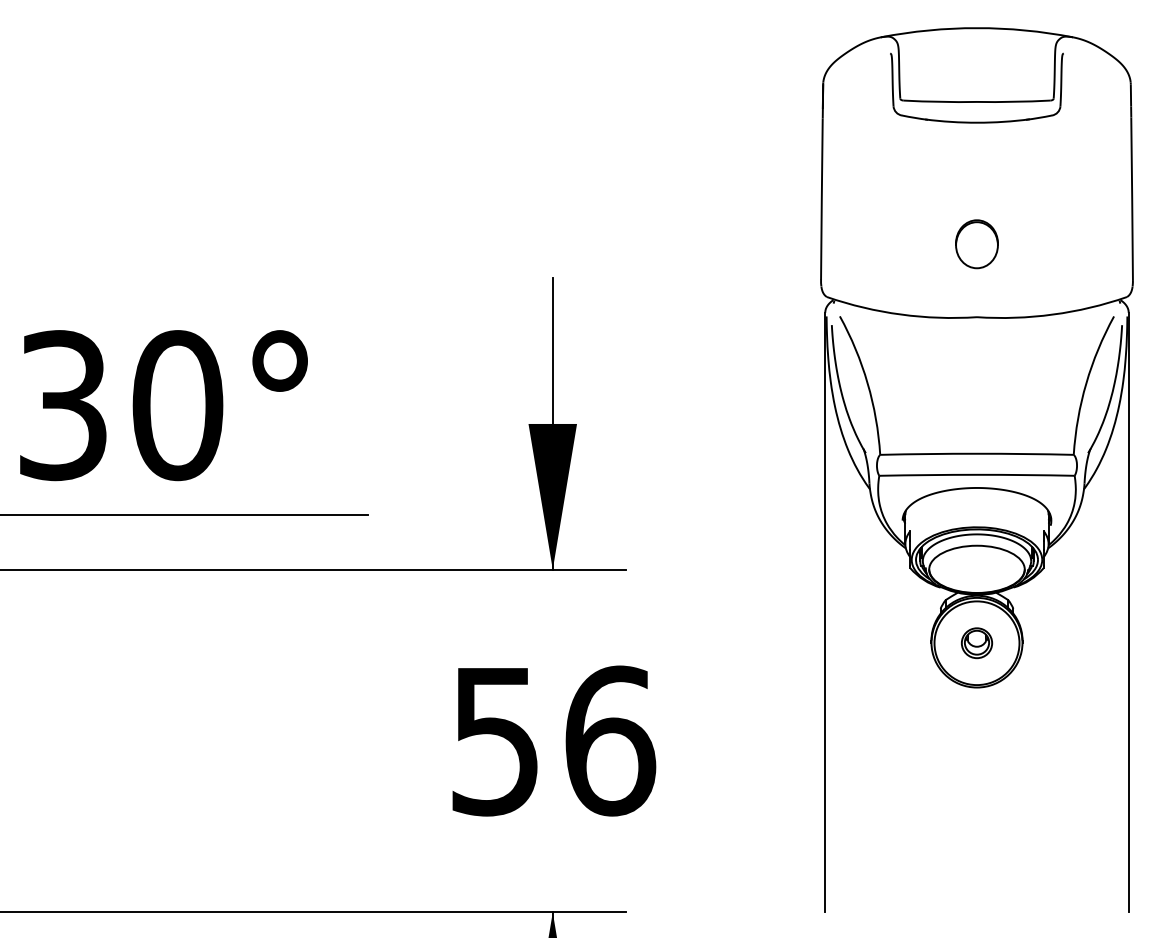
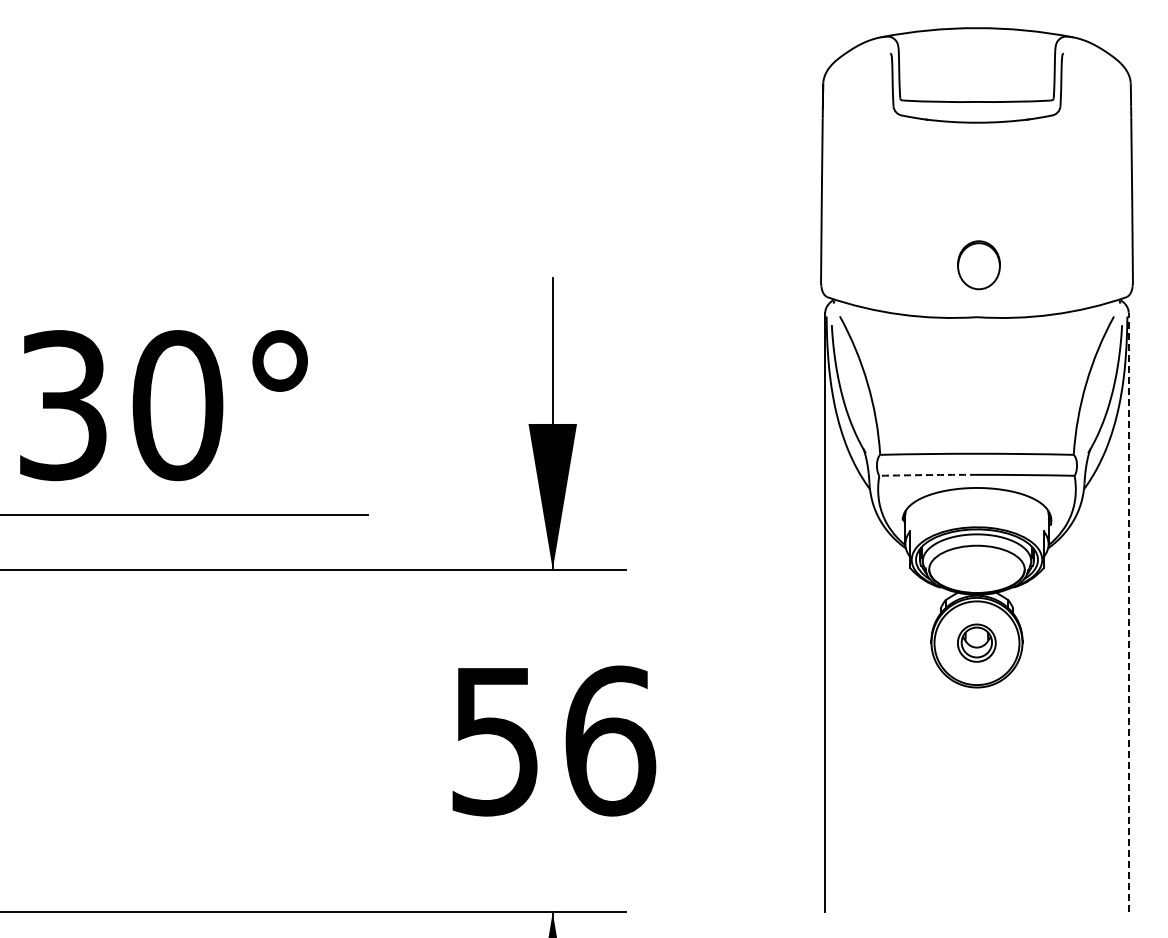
part position: (976, 244) -> (978, 265) (978, 265)
arc: solid -> dashed (928, 475)
line: solid -> dashed (1128, 612)
part size: 33x33 px -> 40x40 px (976, 642)
